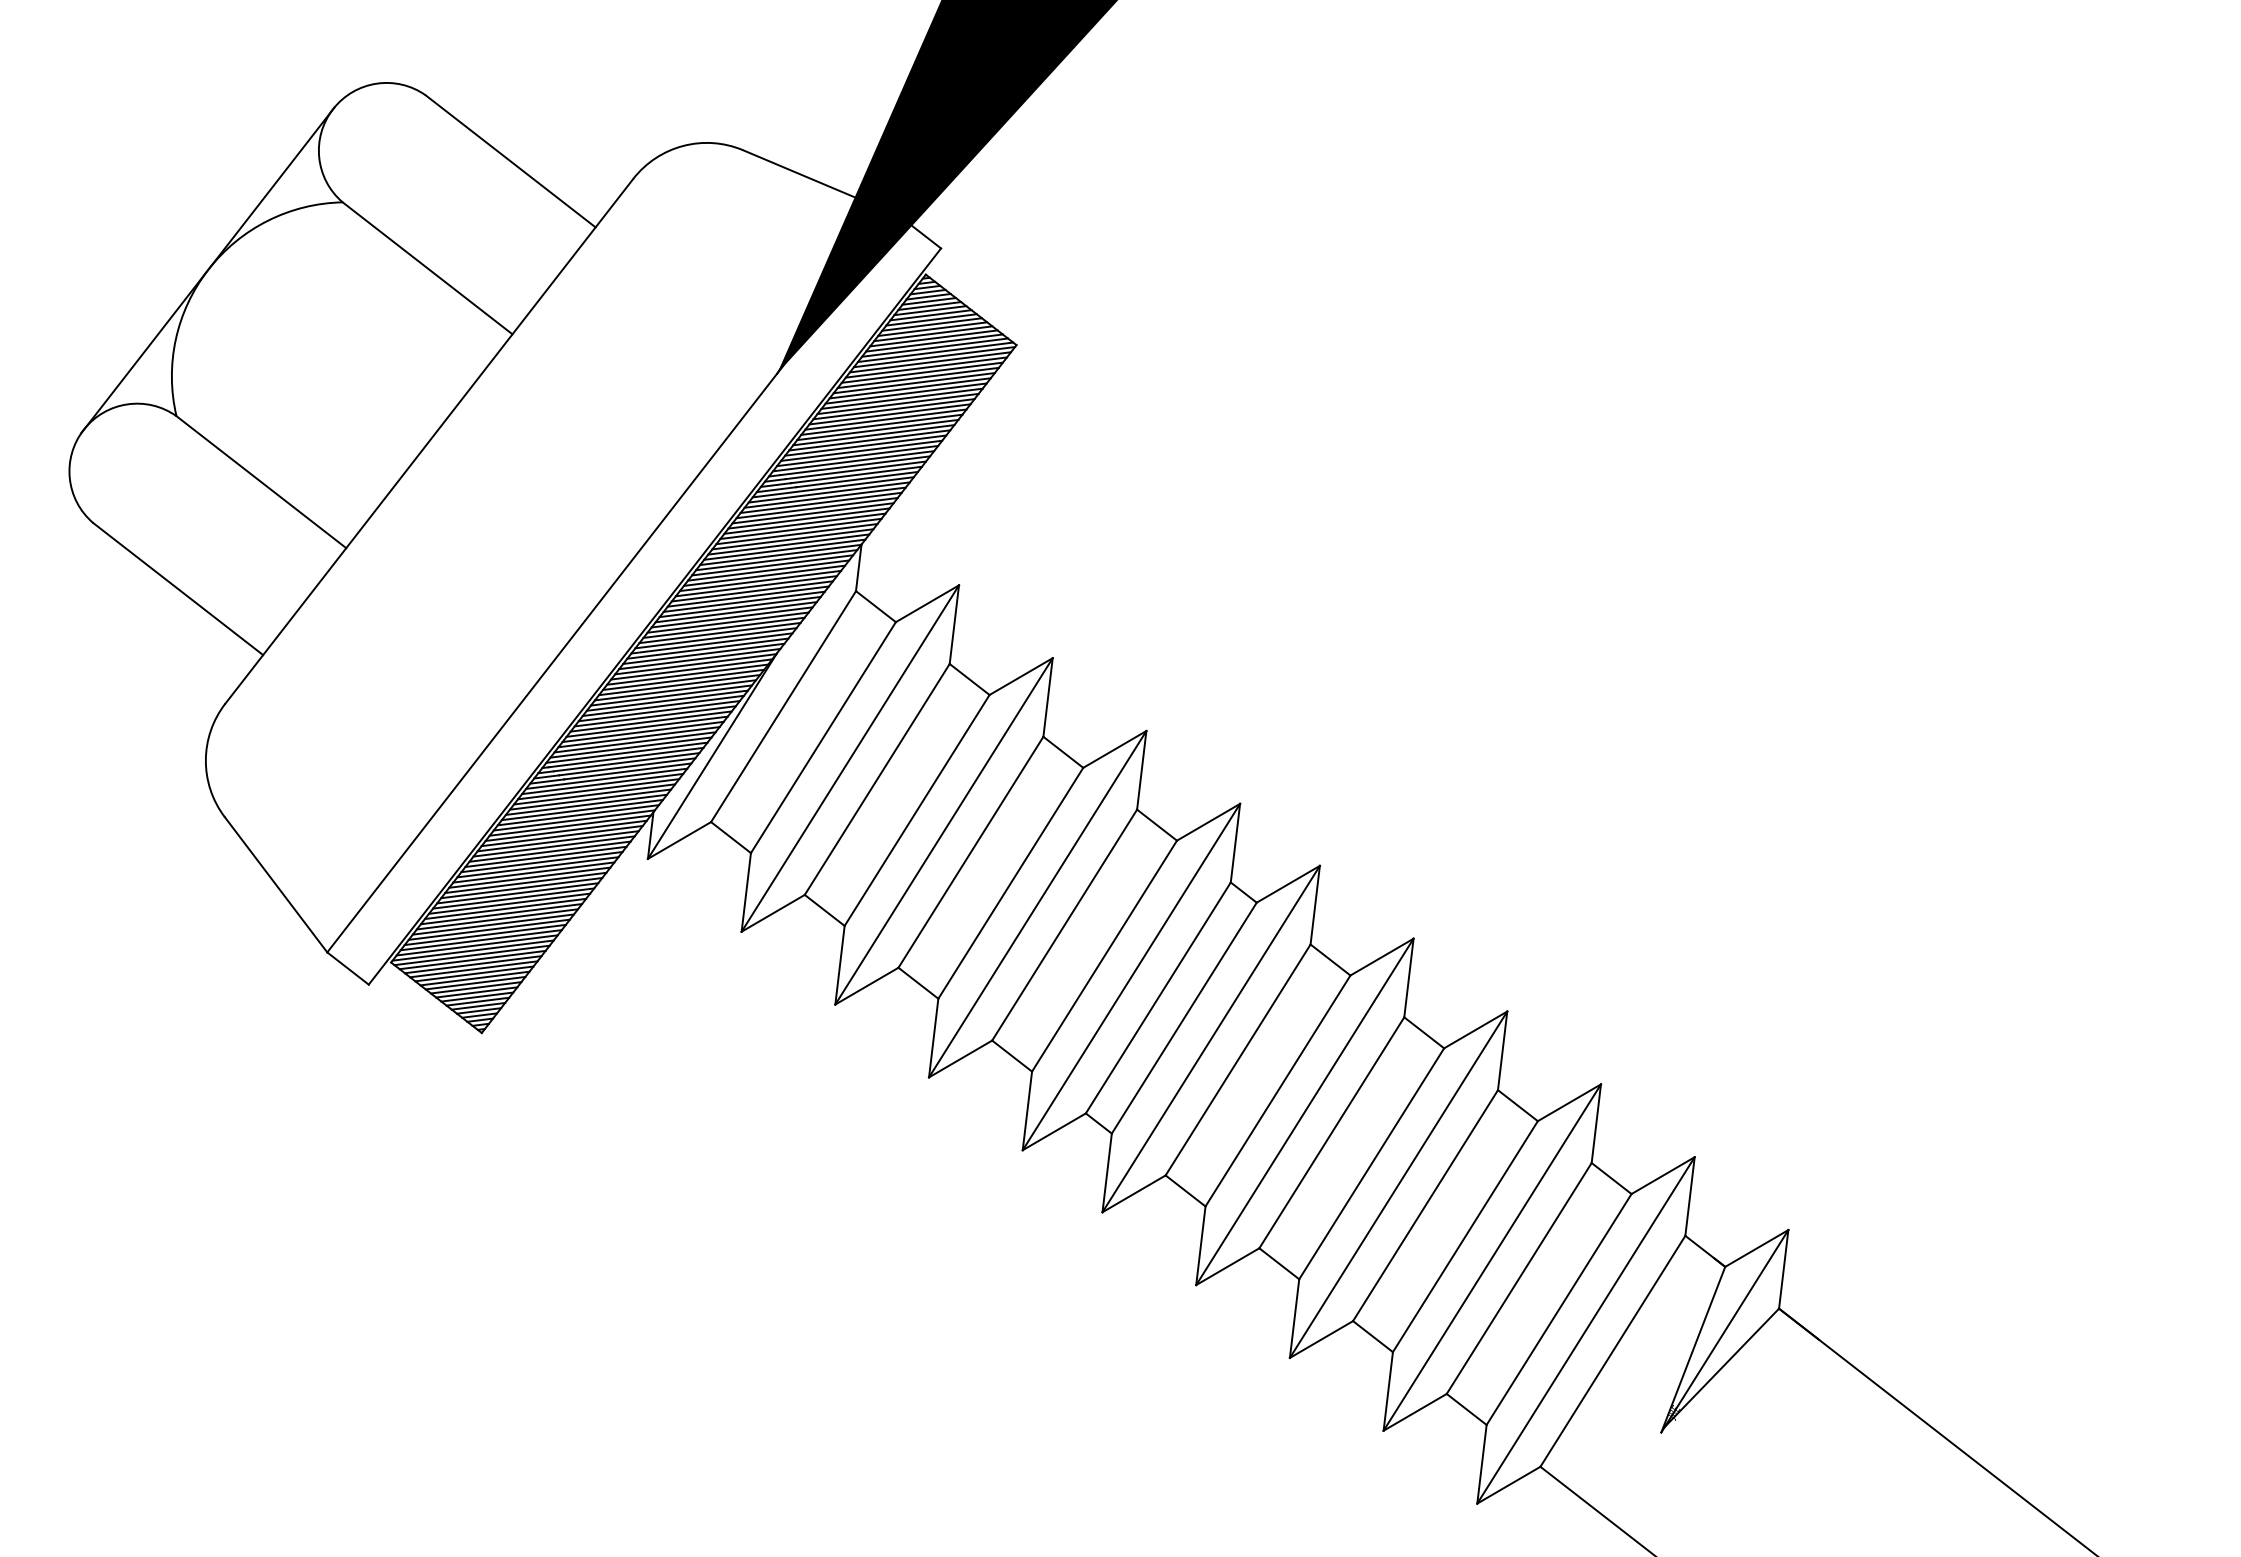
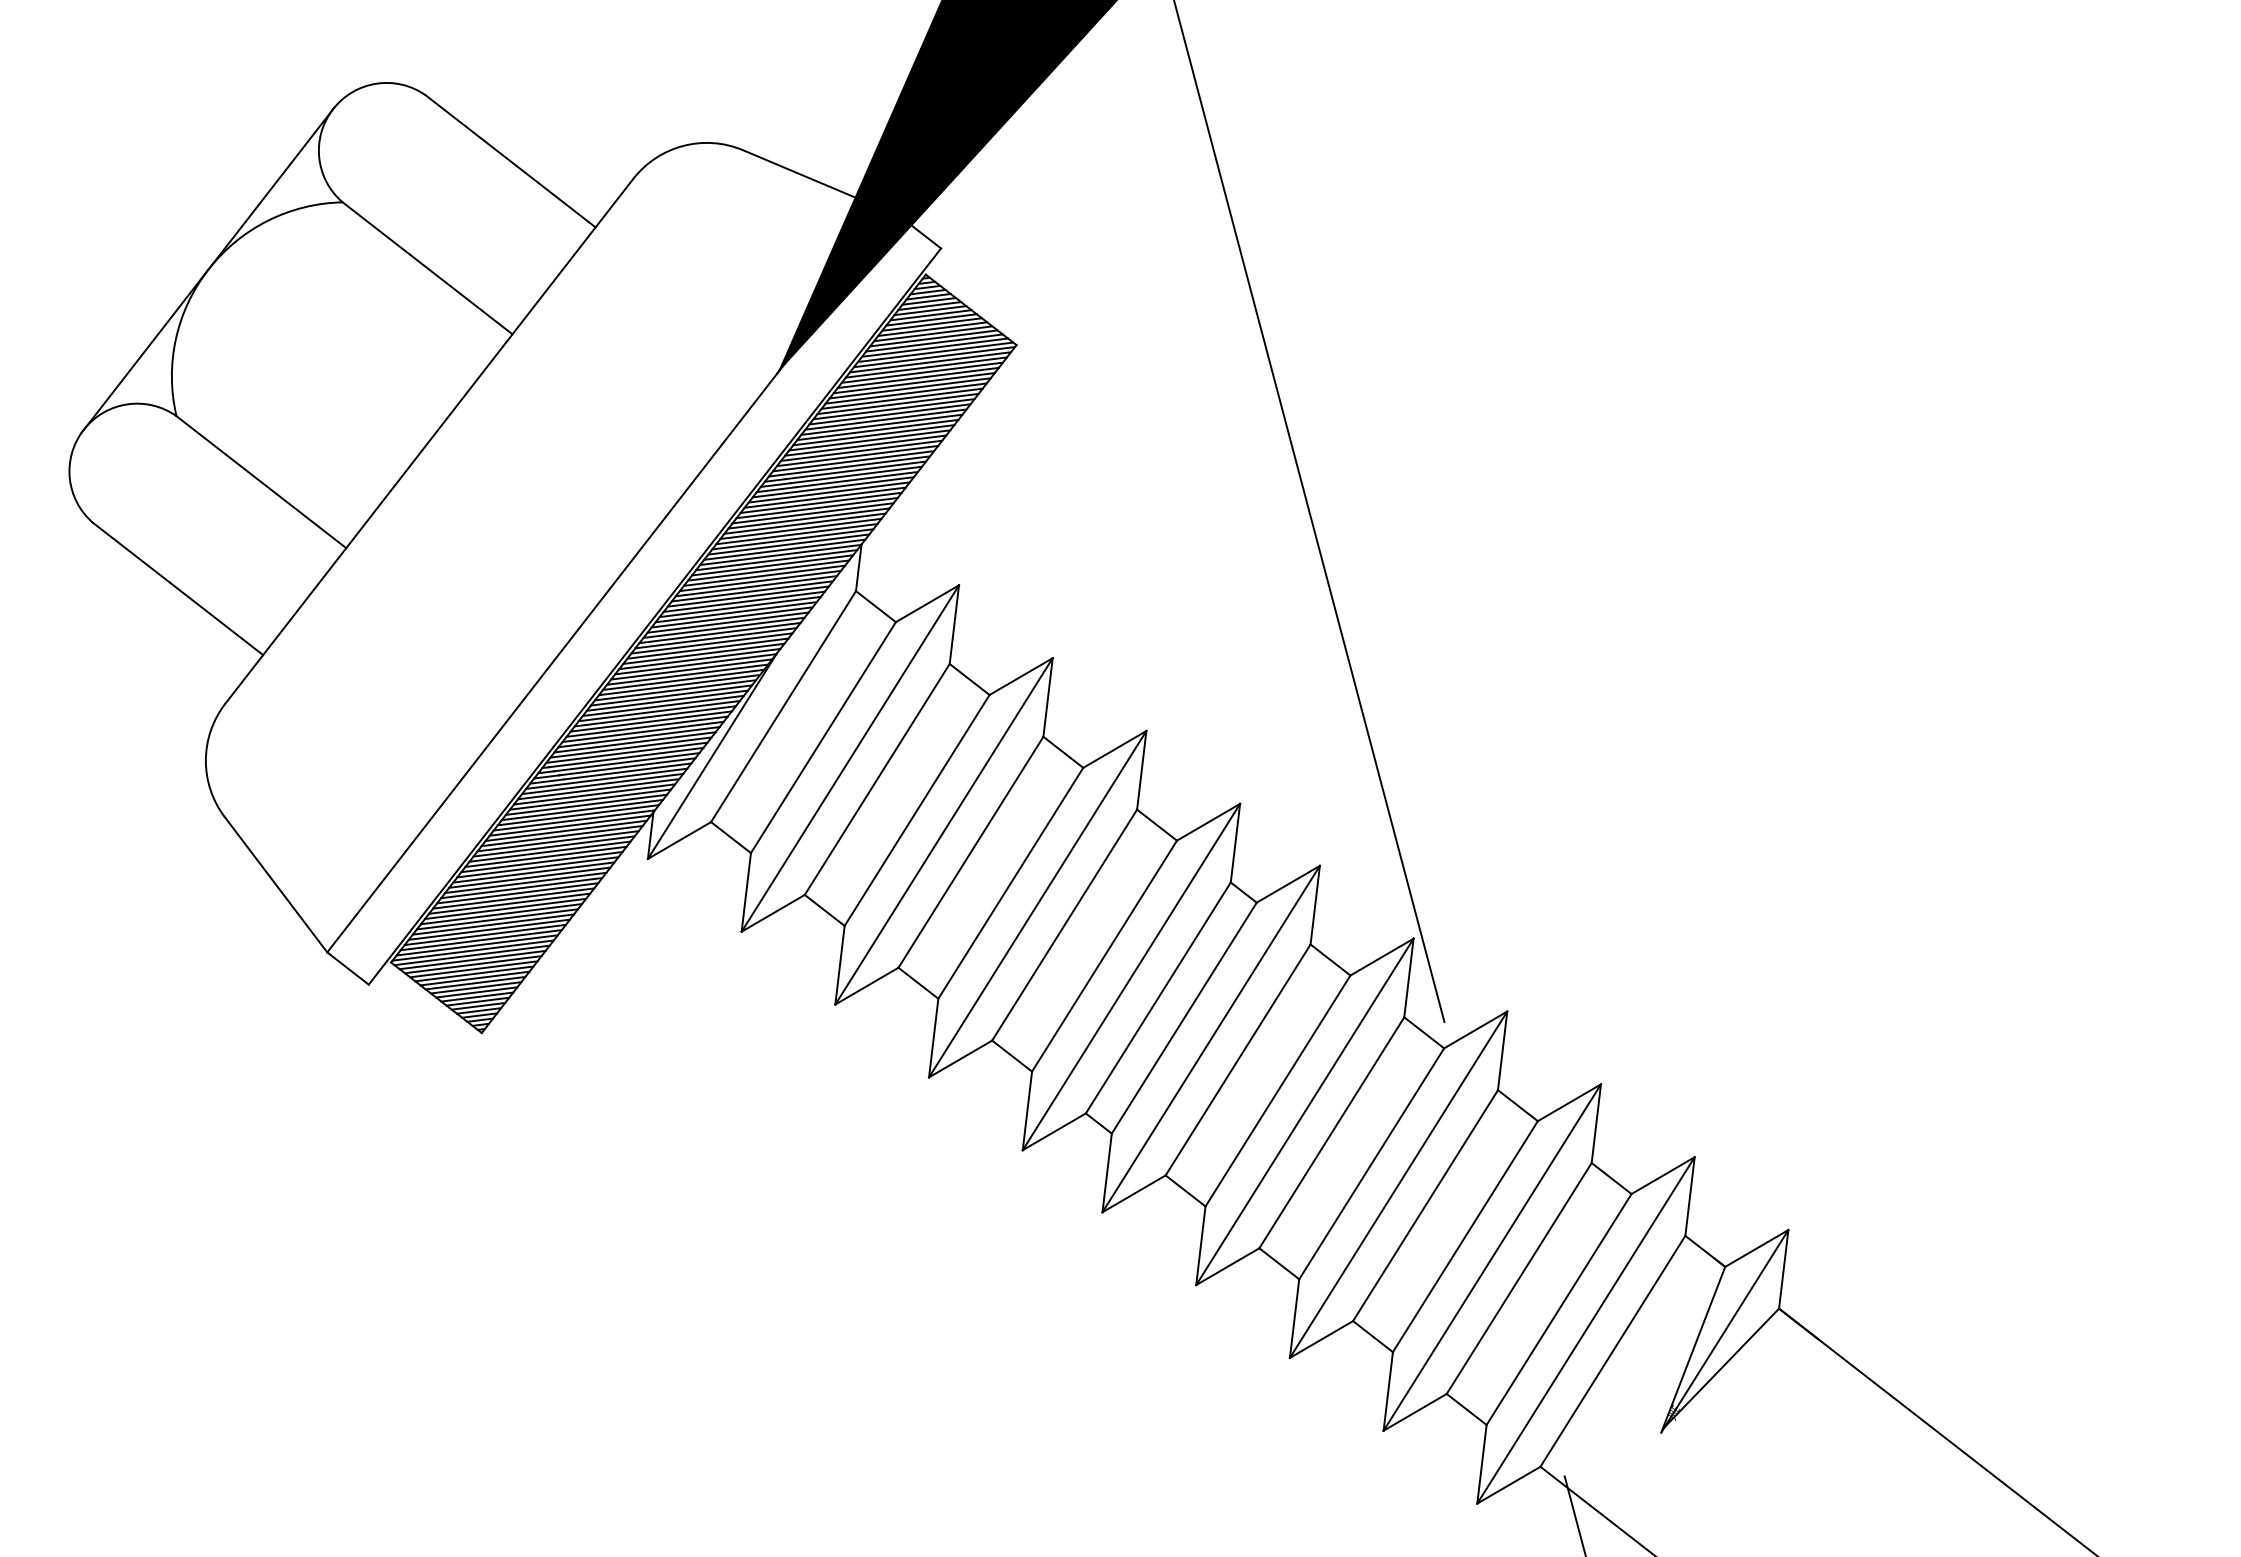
line: none -> present (1309, 512)
line: none -> present (1574, 1514)
